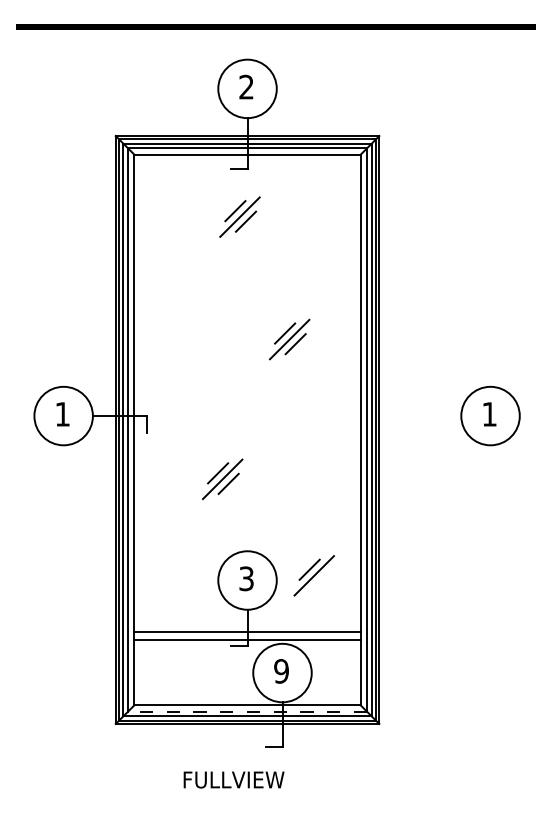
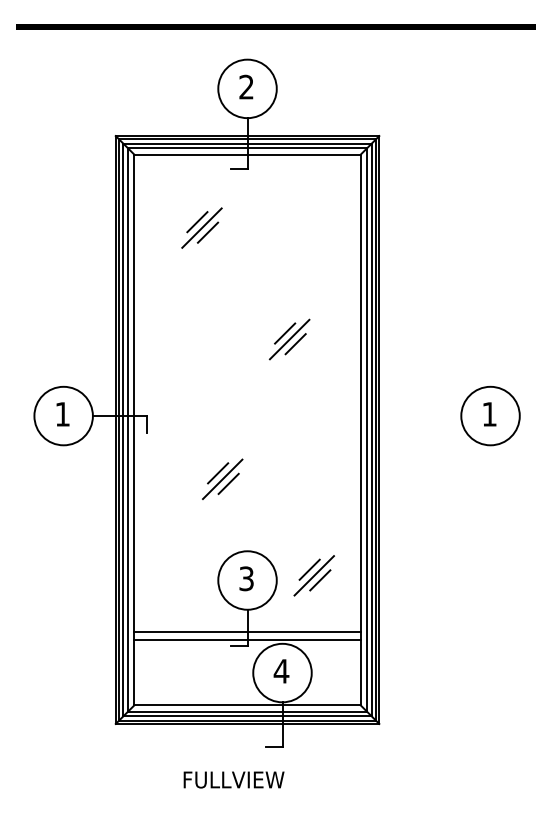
part position: (239, 216) -> (201, 227) (201, 227)
line: none -> present (320, 580)
text: 9 -> 4 (281, 671)
line: dashed -> solid (247, 711)
